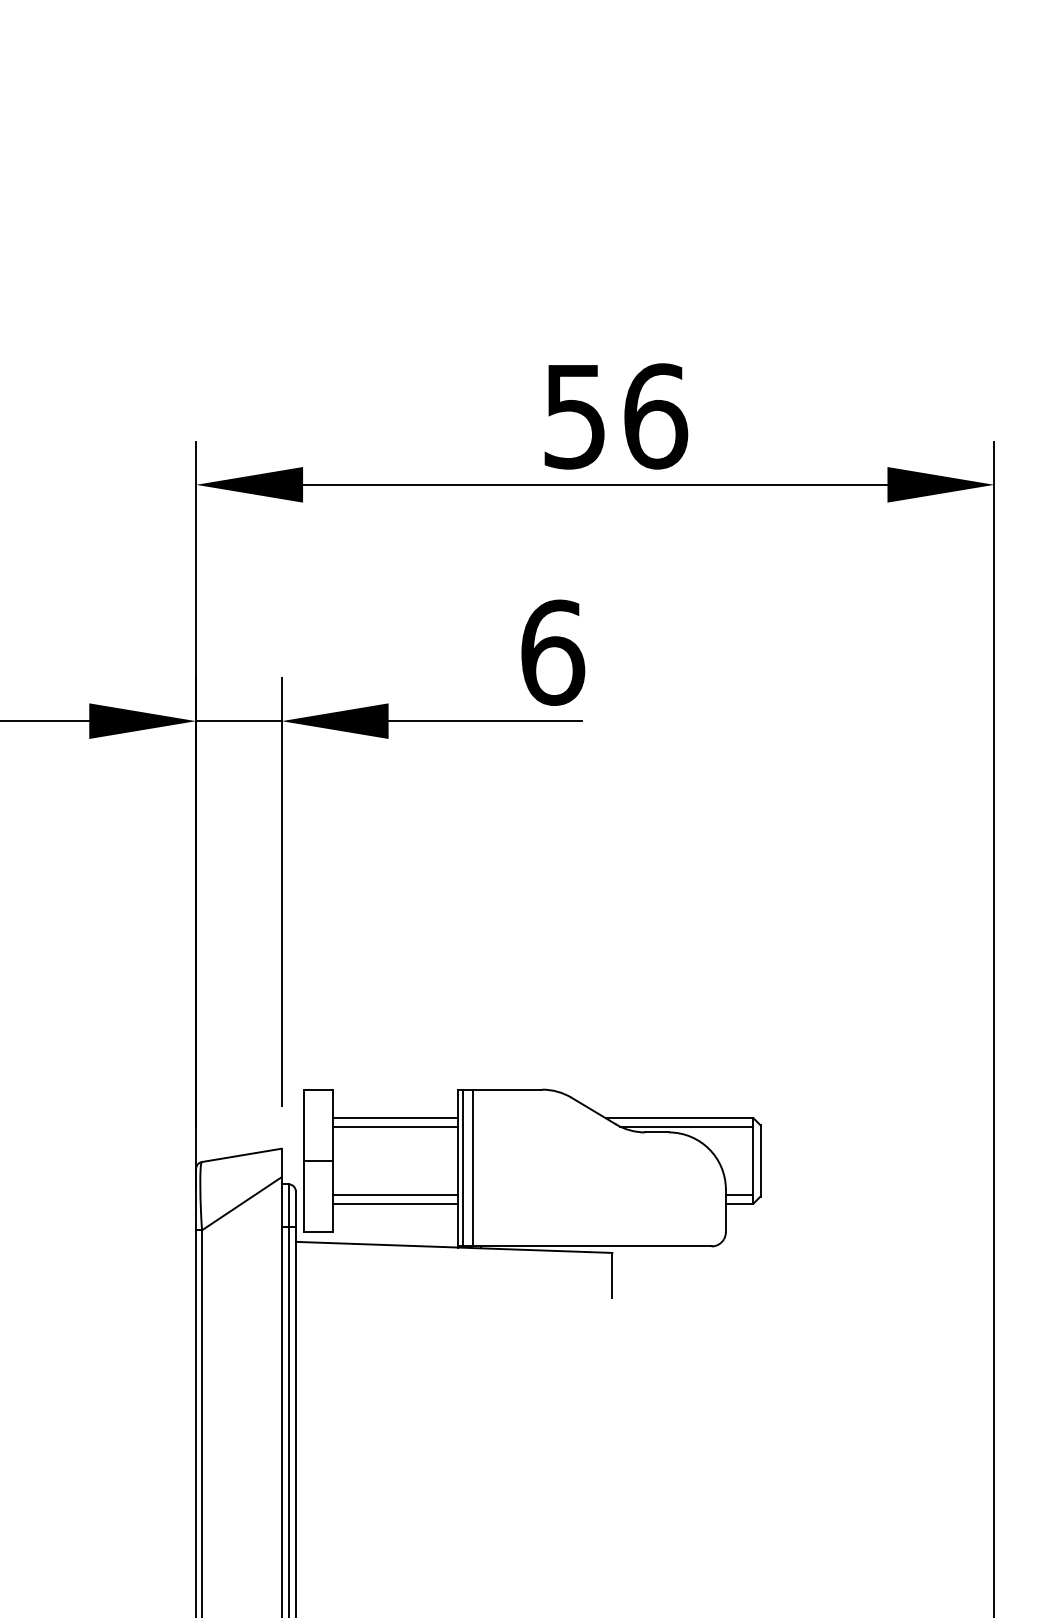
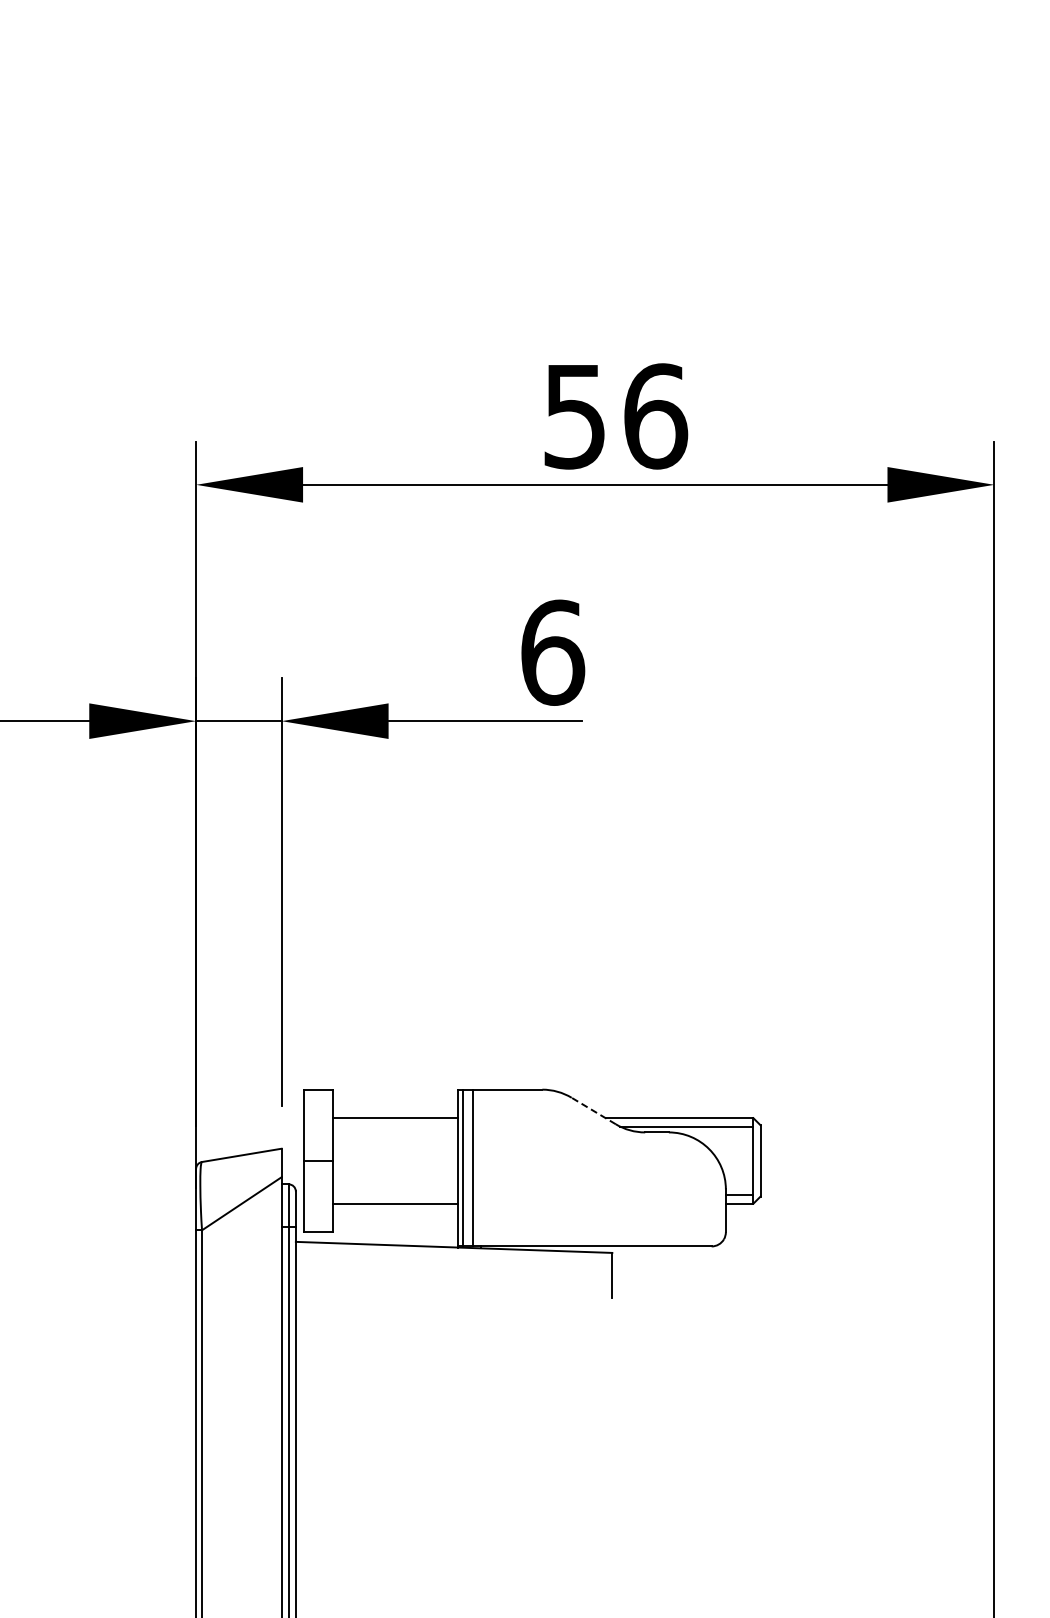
line: solid -> dashed (593, 1111)
line: present -> none (395, 1126)
line: present -> none (395, 1195)
